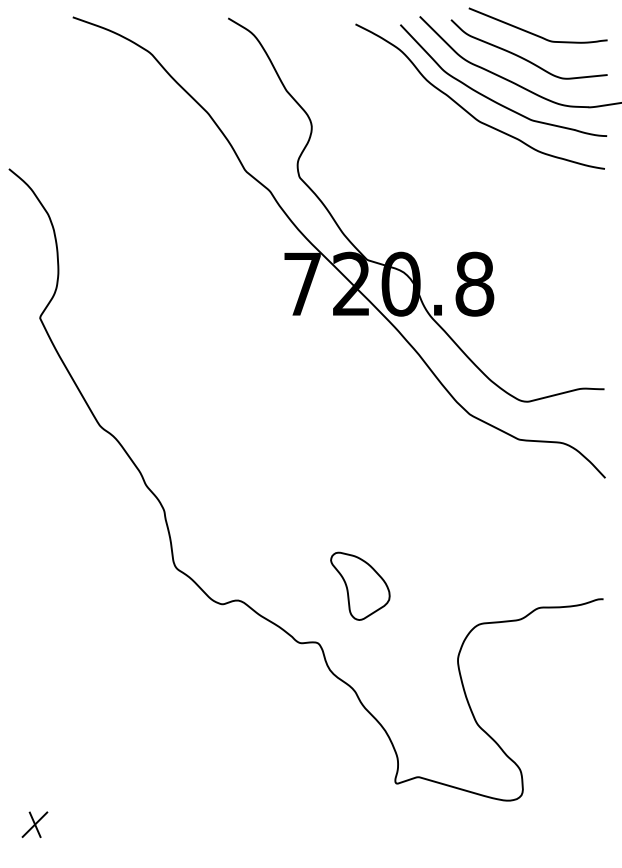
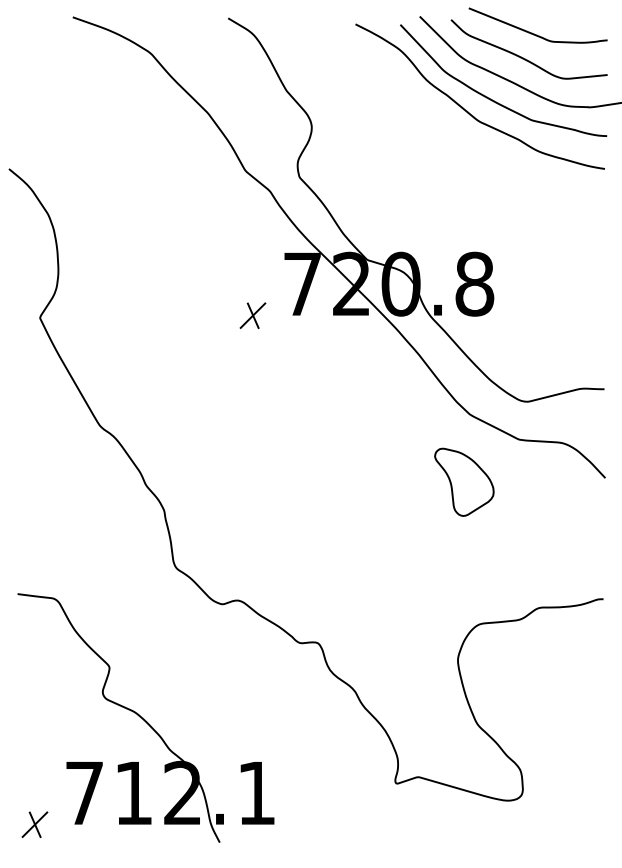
part: none -> present (252, 315)
part position: (360, 585) -> (464, 481) (464, 481)
part: none -> present (145, 717)
